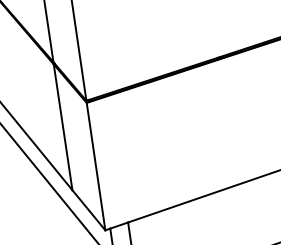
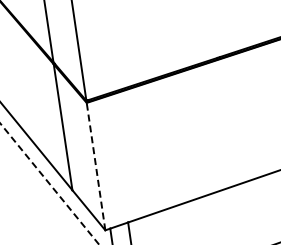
line: solid -> dashed (95, 166)
line: solid -> dashed (49, 184)
